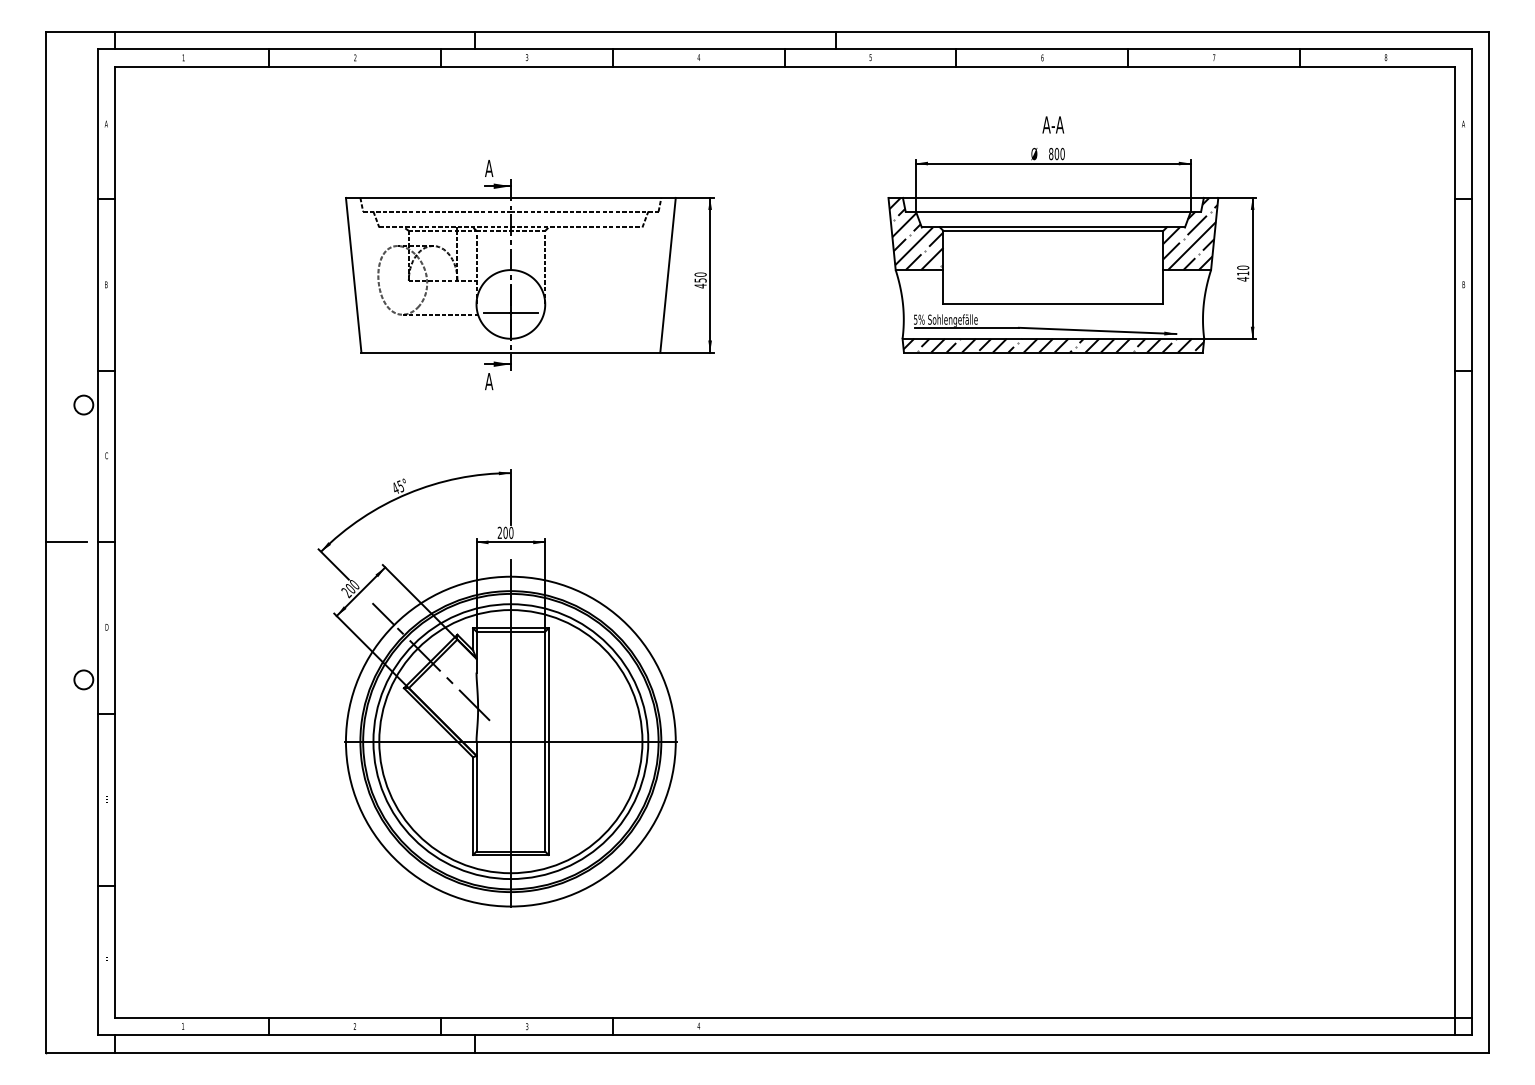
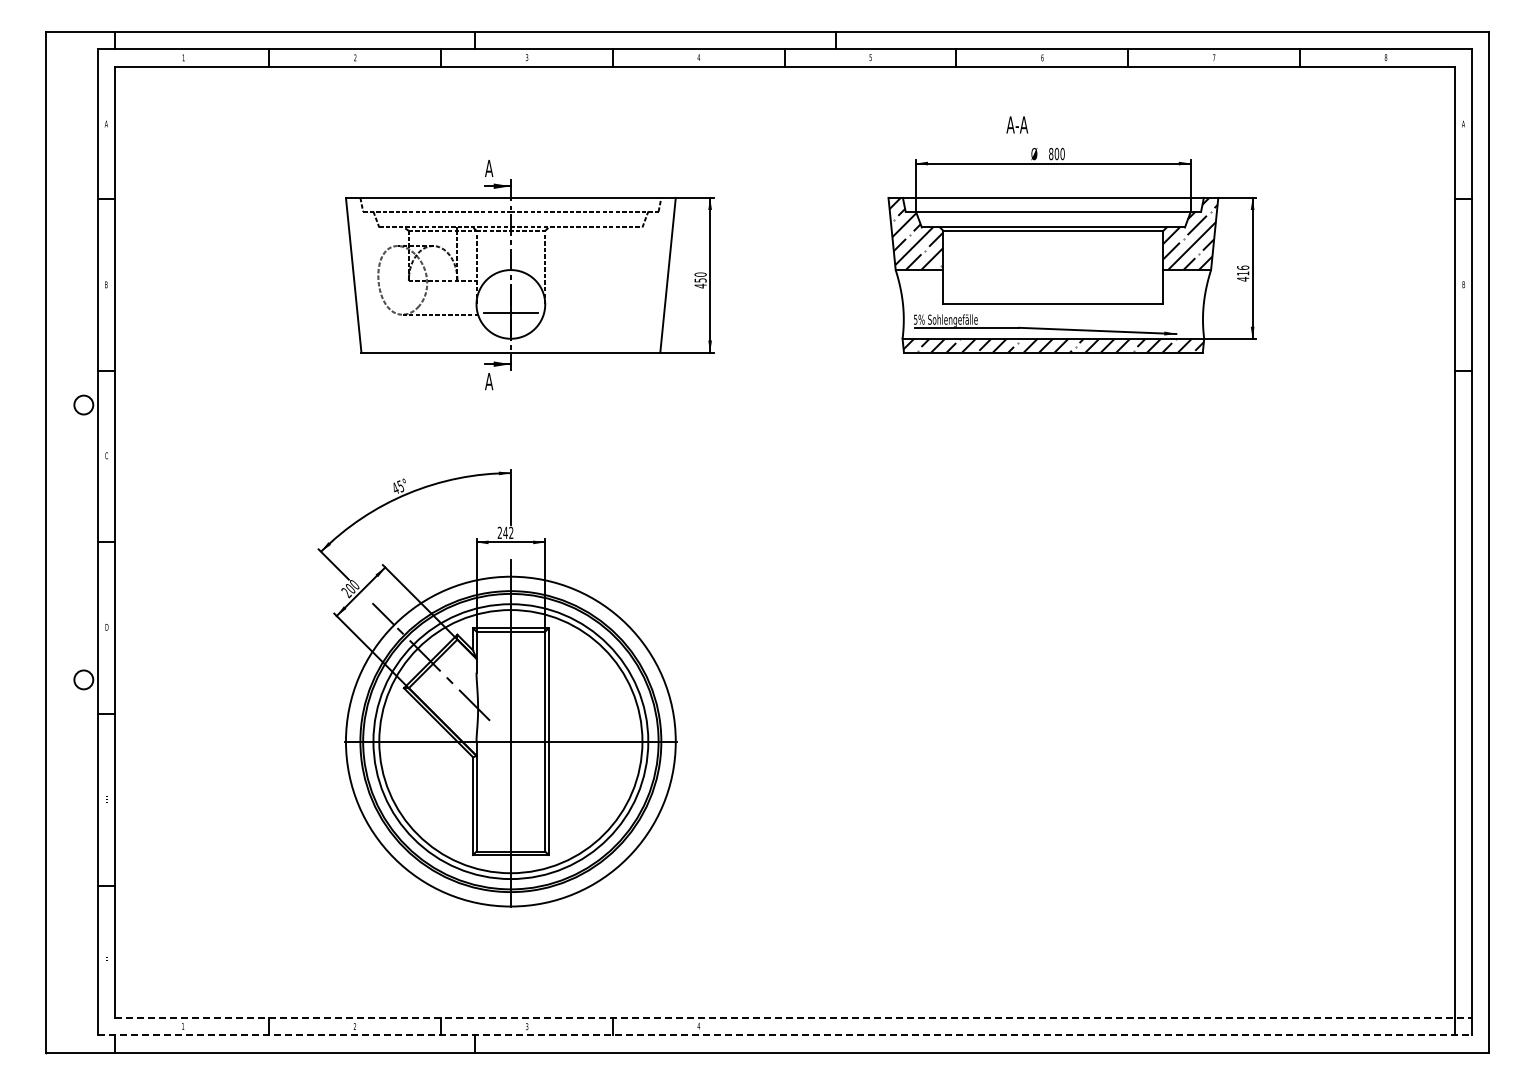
text position: (1053, 124) -> (1017, 124) (1017, 124)
text: 410 -> 416 (1242, 267)
text: 200 -> 242 (508, 532)
line: present -> none (66, 542)
line: solid -> dashed (793, 1018)
line: solid -> dashed (785, 1035)
